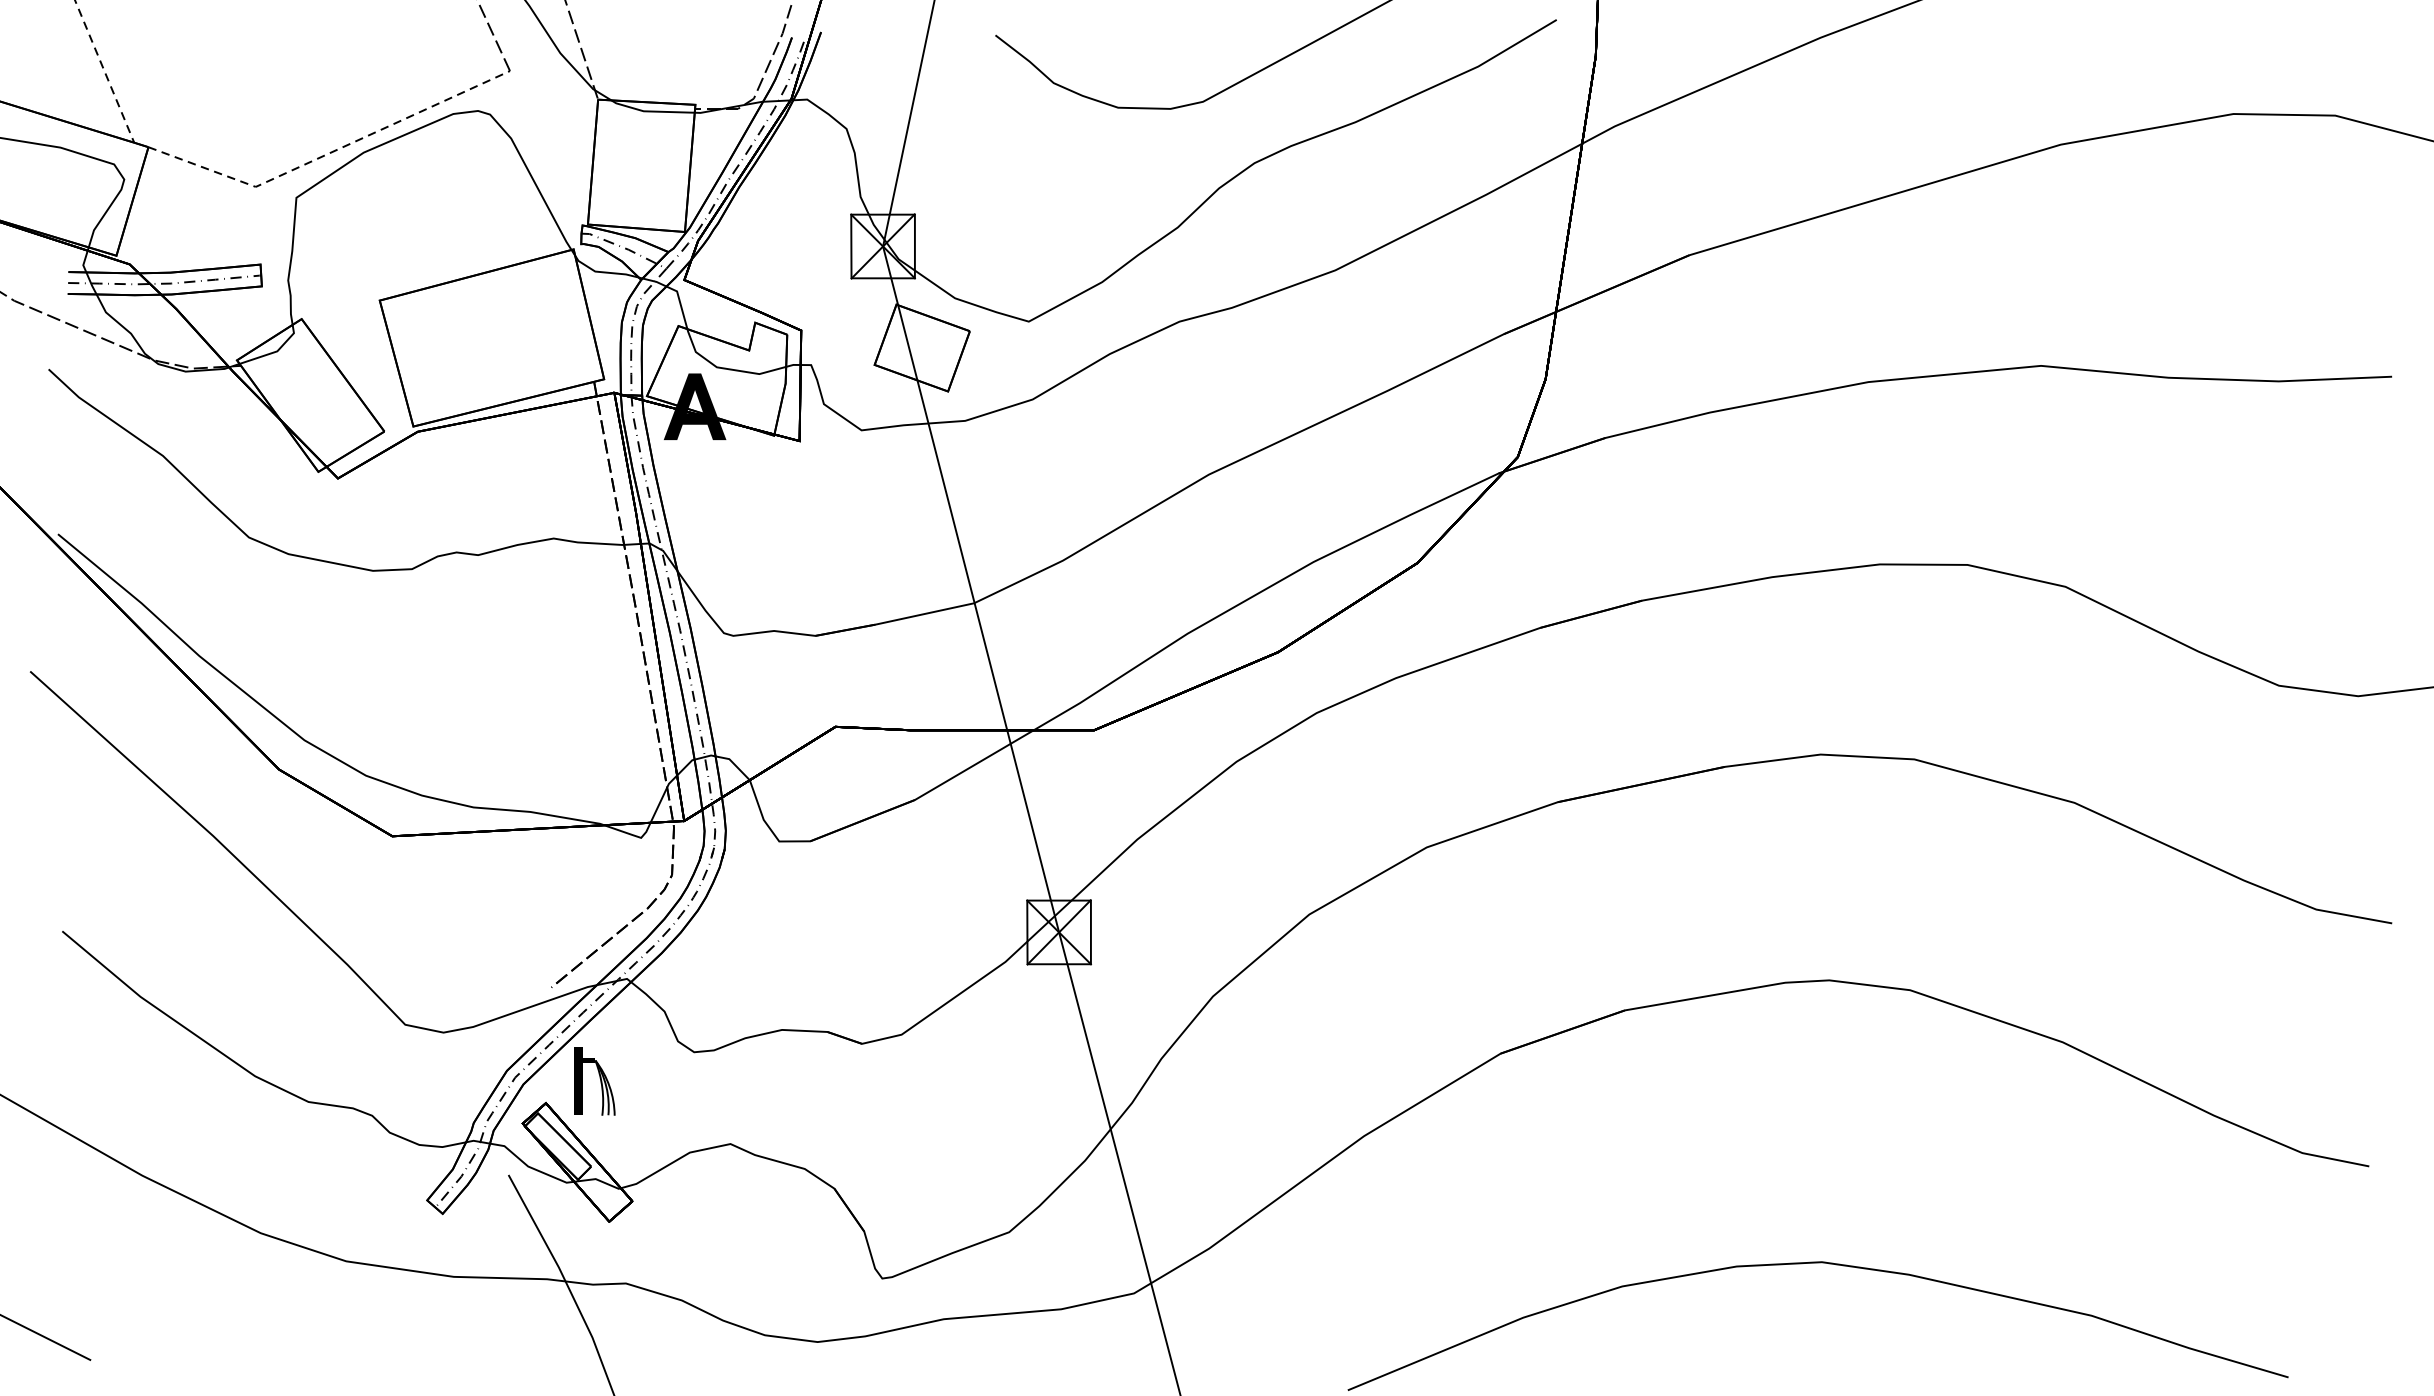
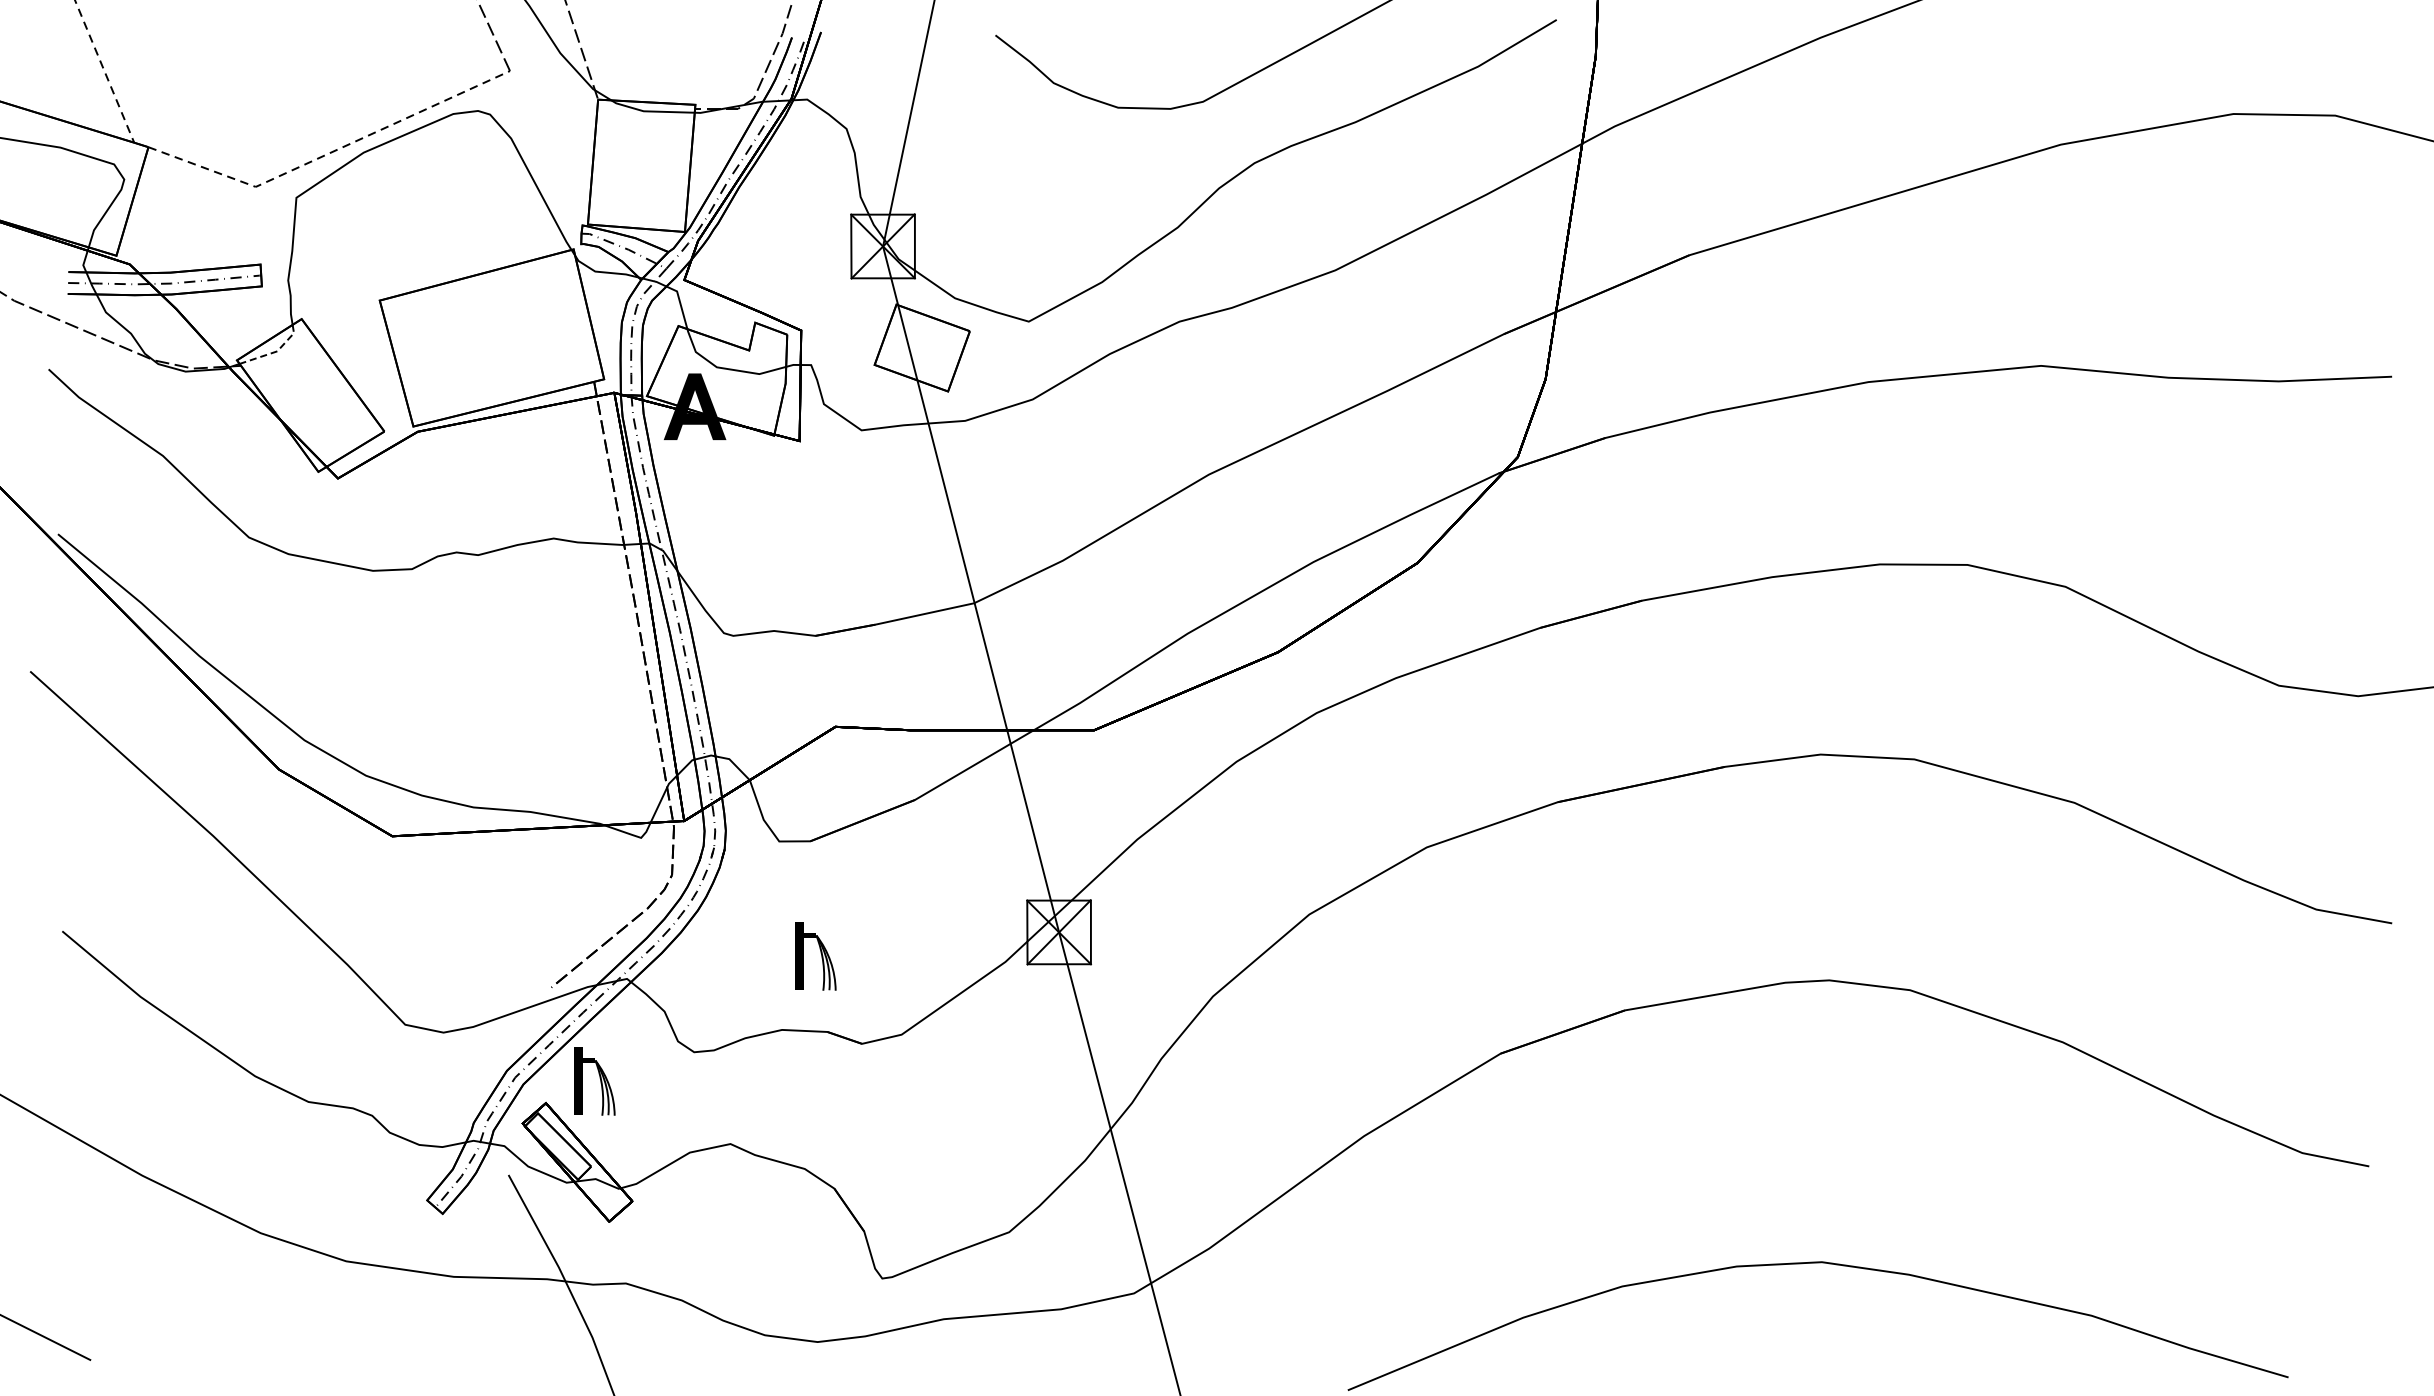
line: solid -> dashed (275, 351)
part: none -> present (815, 956)
